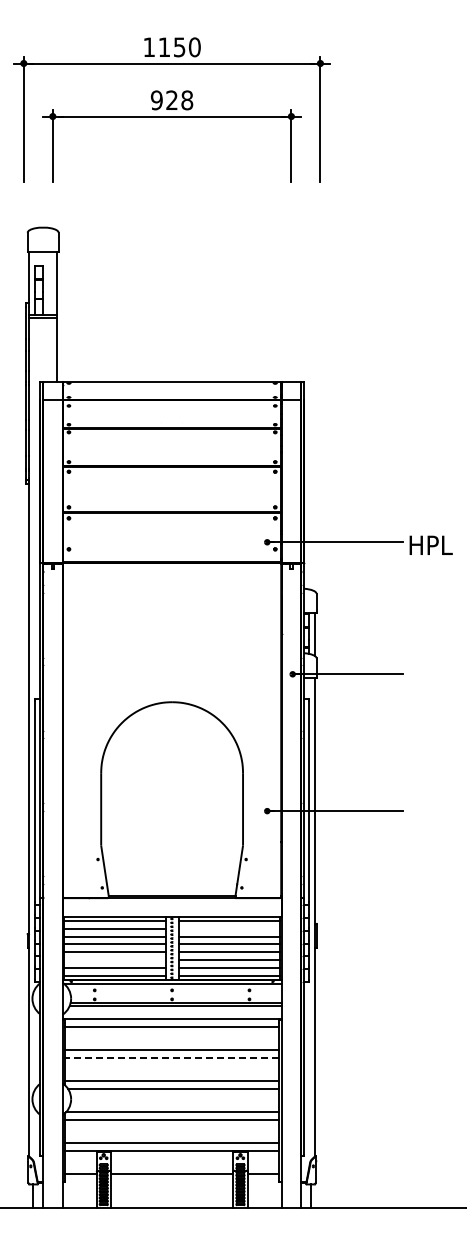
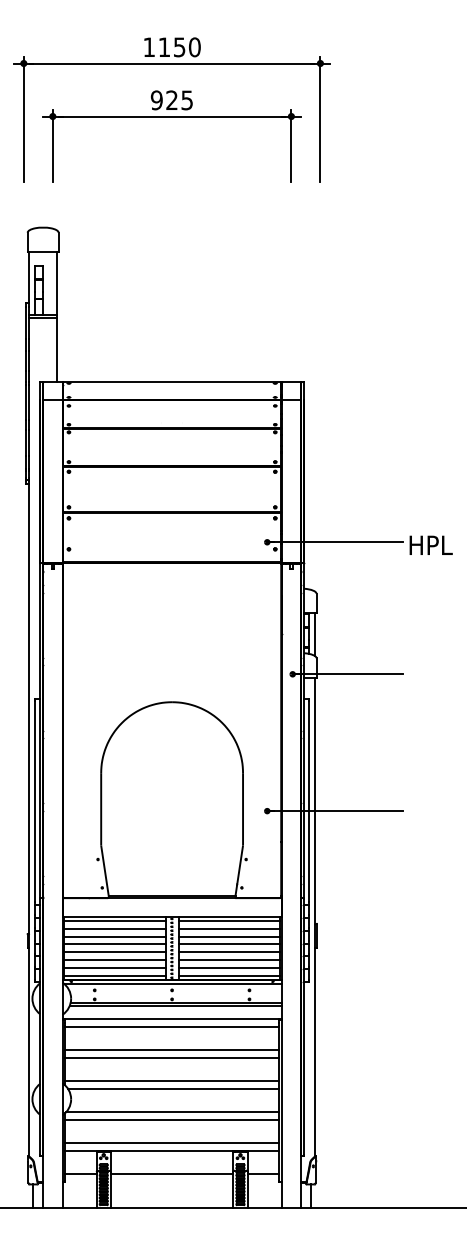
text: 928 -> 925 (187, 100)
line: none -> present (229, 928)
line: none -> present (114, 960)
line: dashed -> solid (171, 1058)
